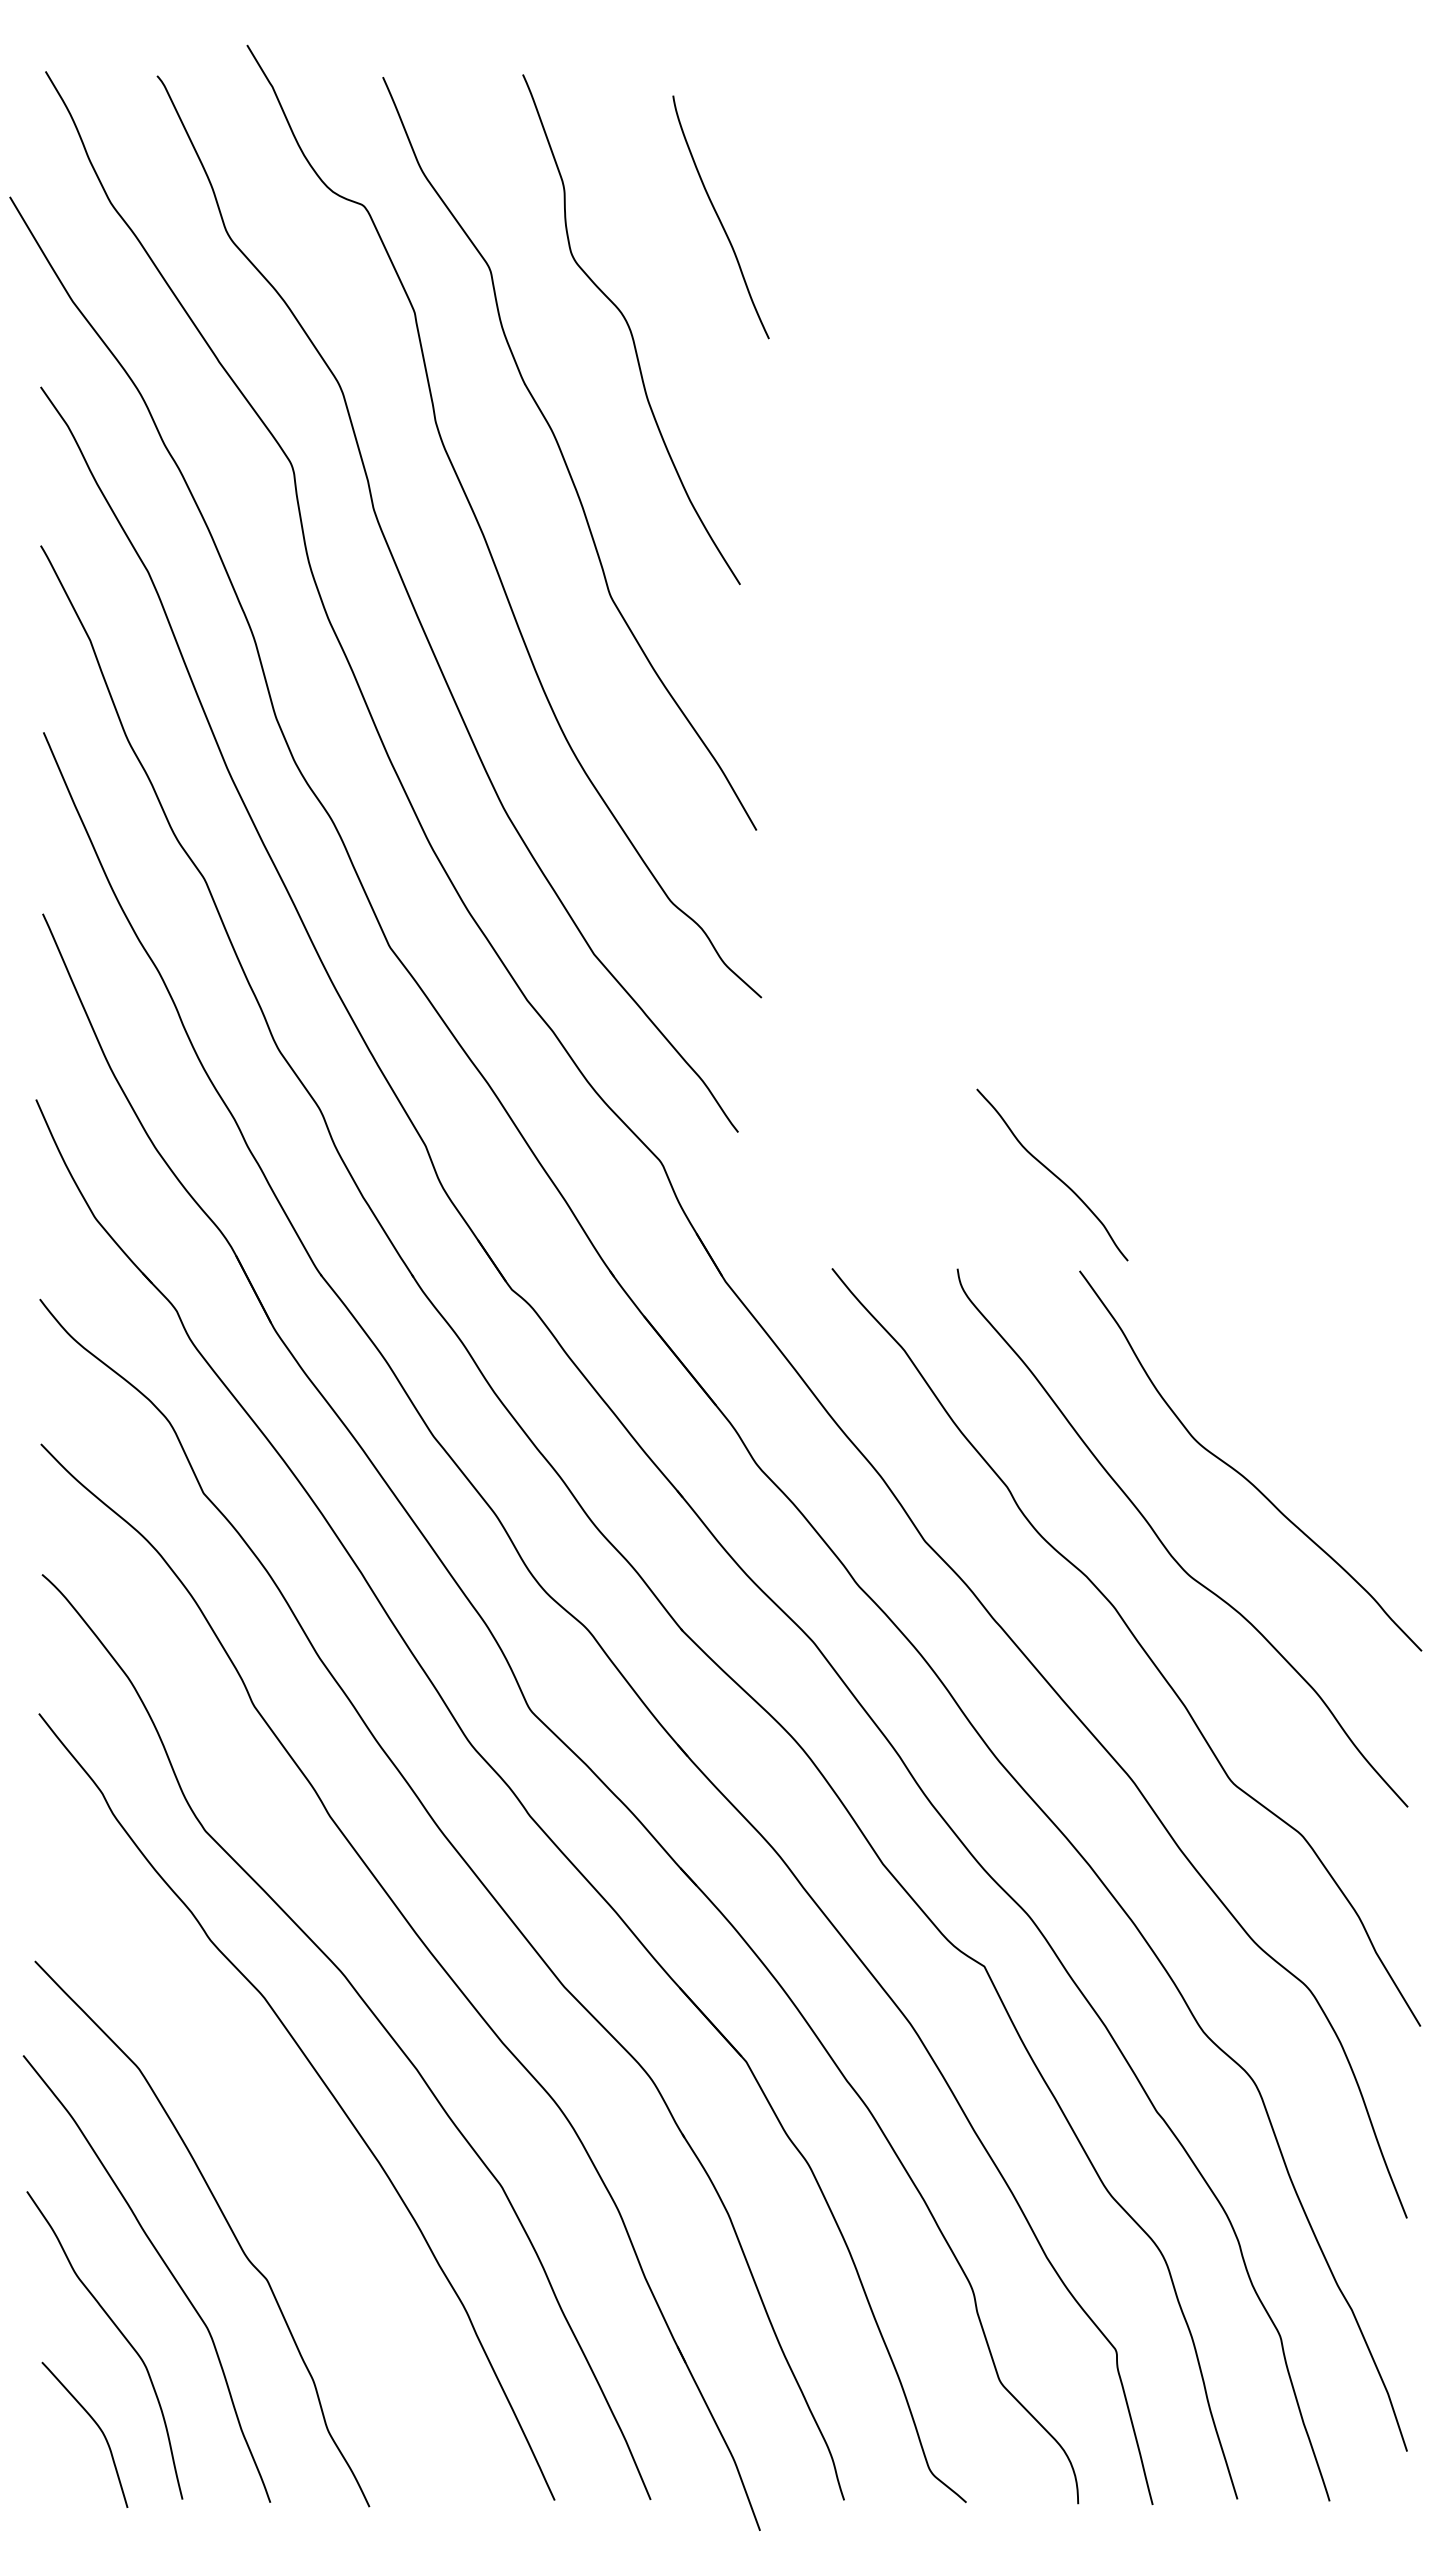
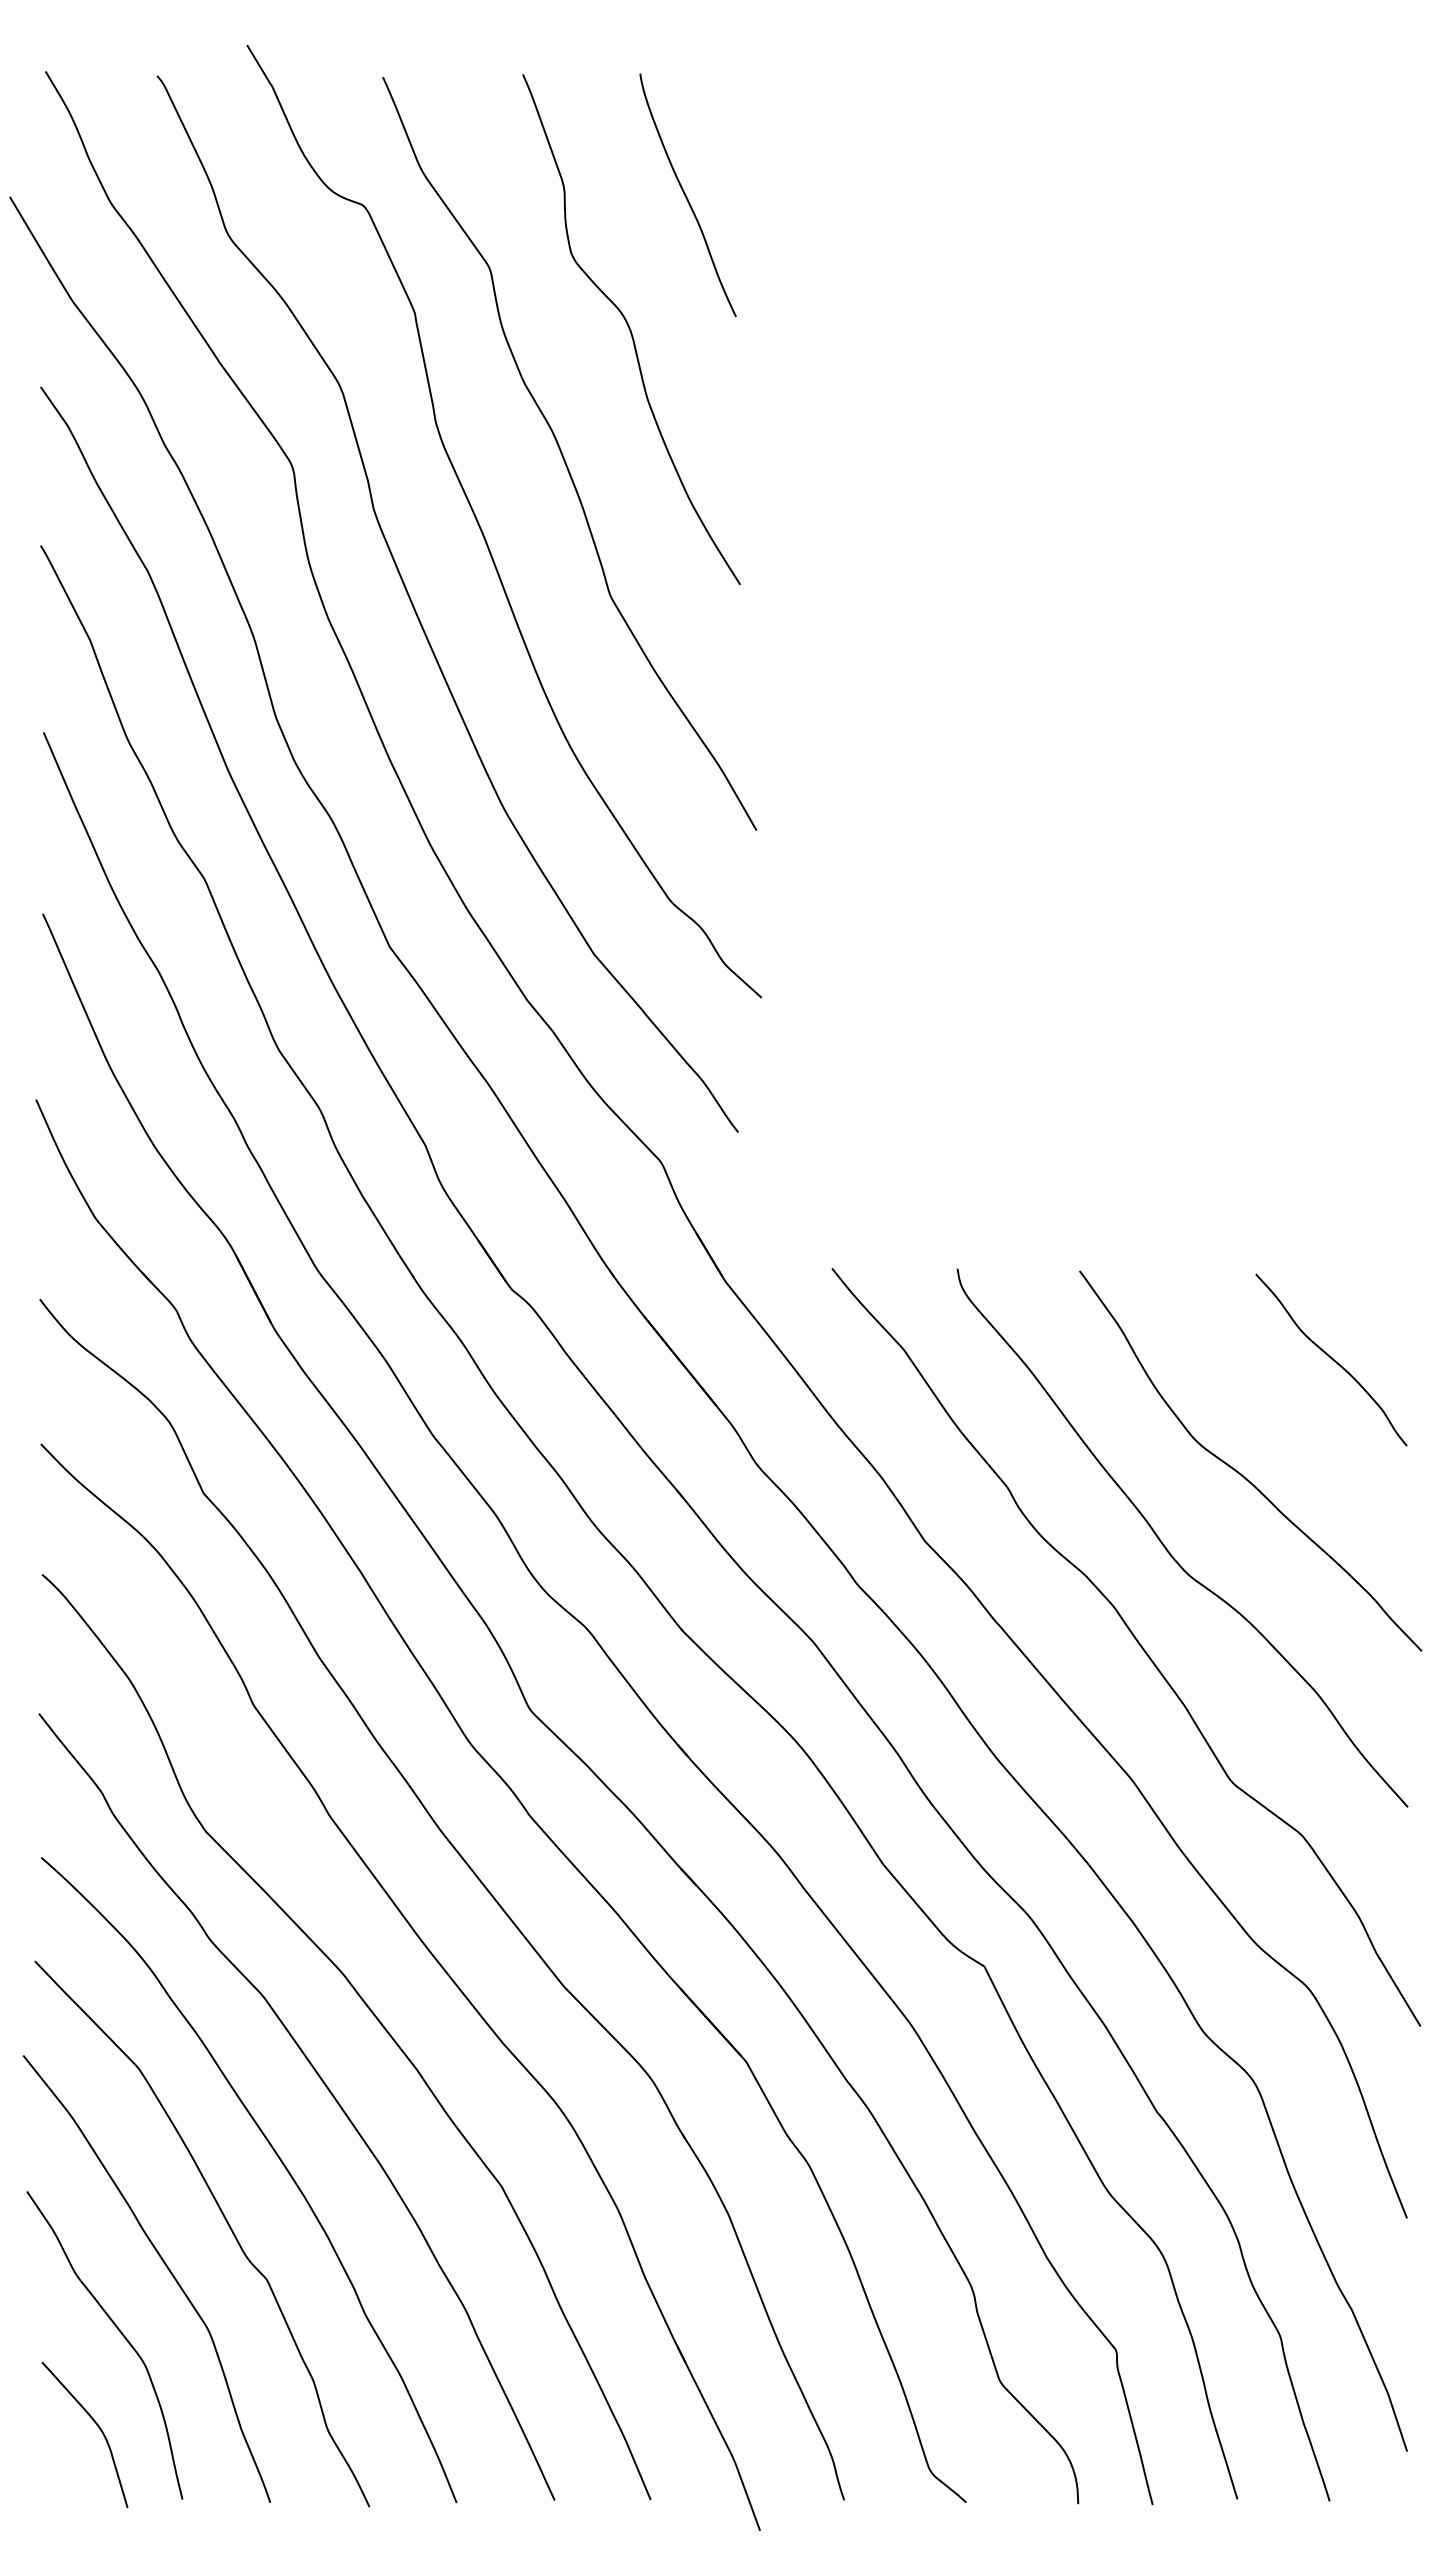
curve position: (719, 217) -> (686, 195) (686, 195)
curve position: (1052, 1174) -> (1331, 1359) (1331, 1359)
curve: none -> present (278, 2158)
